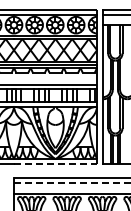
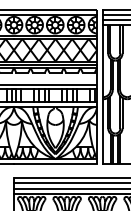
line: none -> present (115, 20)
line: dashed -> solid (55, 163)
line: dashed -> solid (72, 182)
line: none -> present (70, 188)
